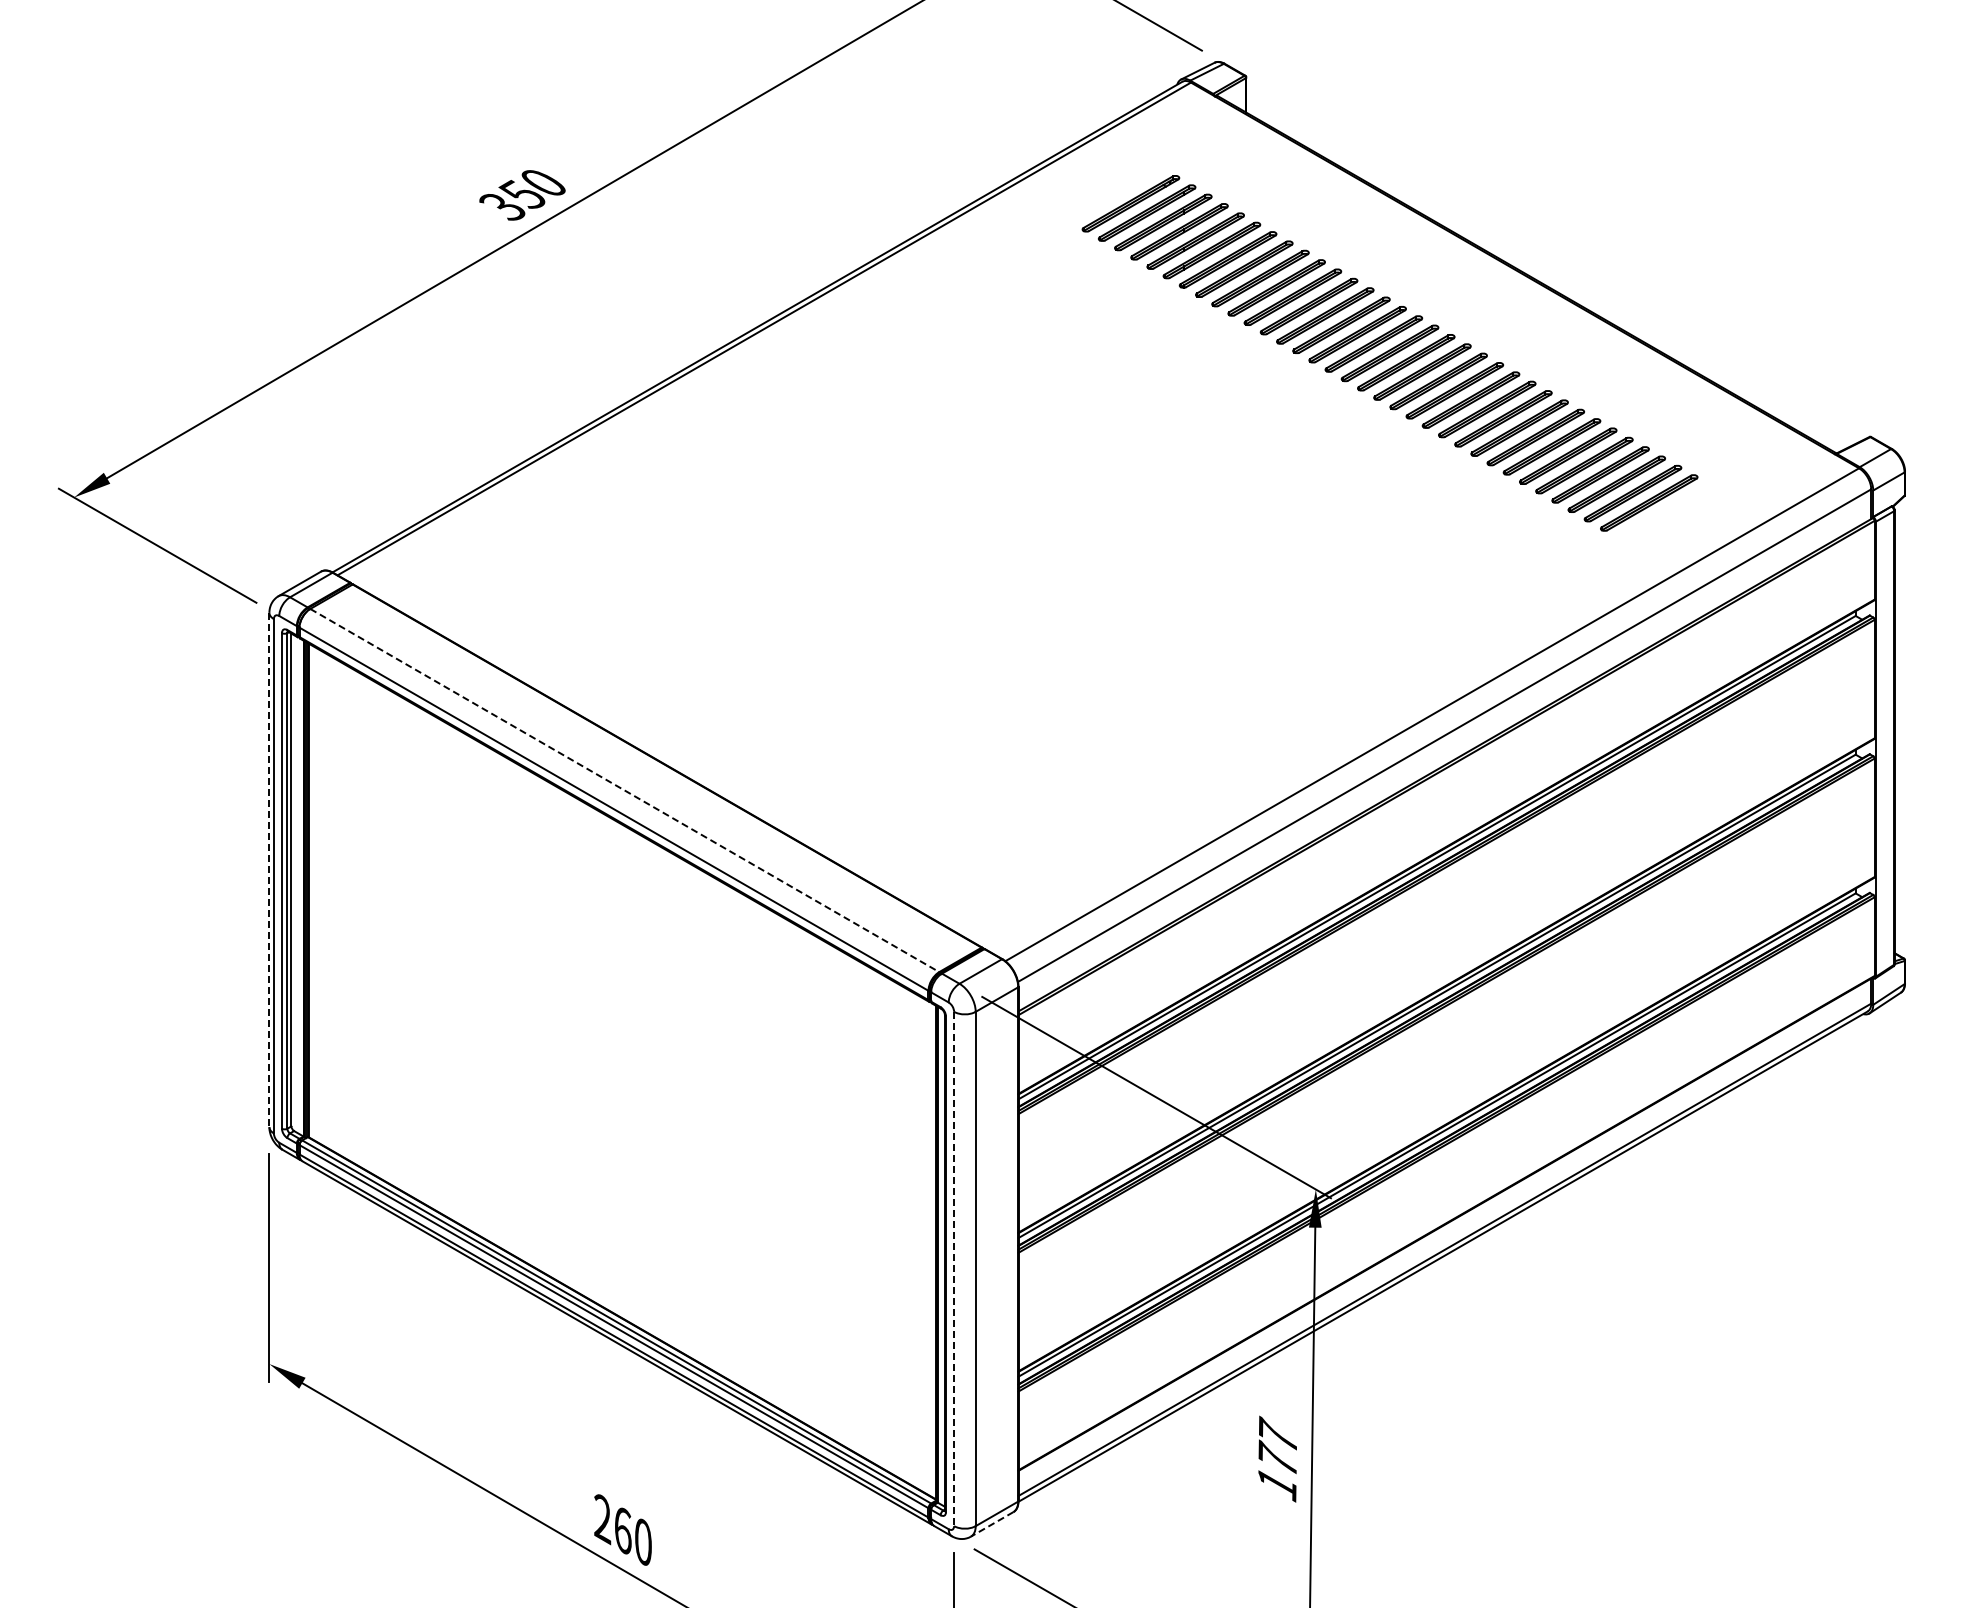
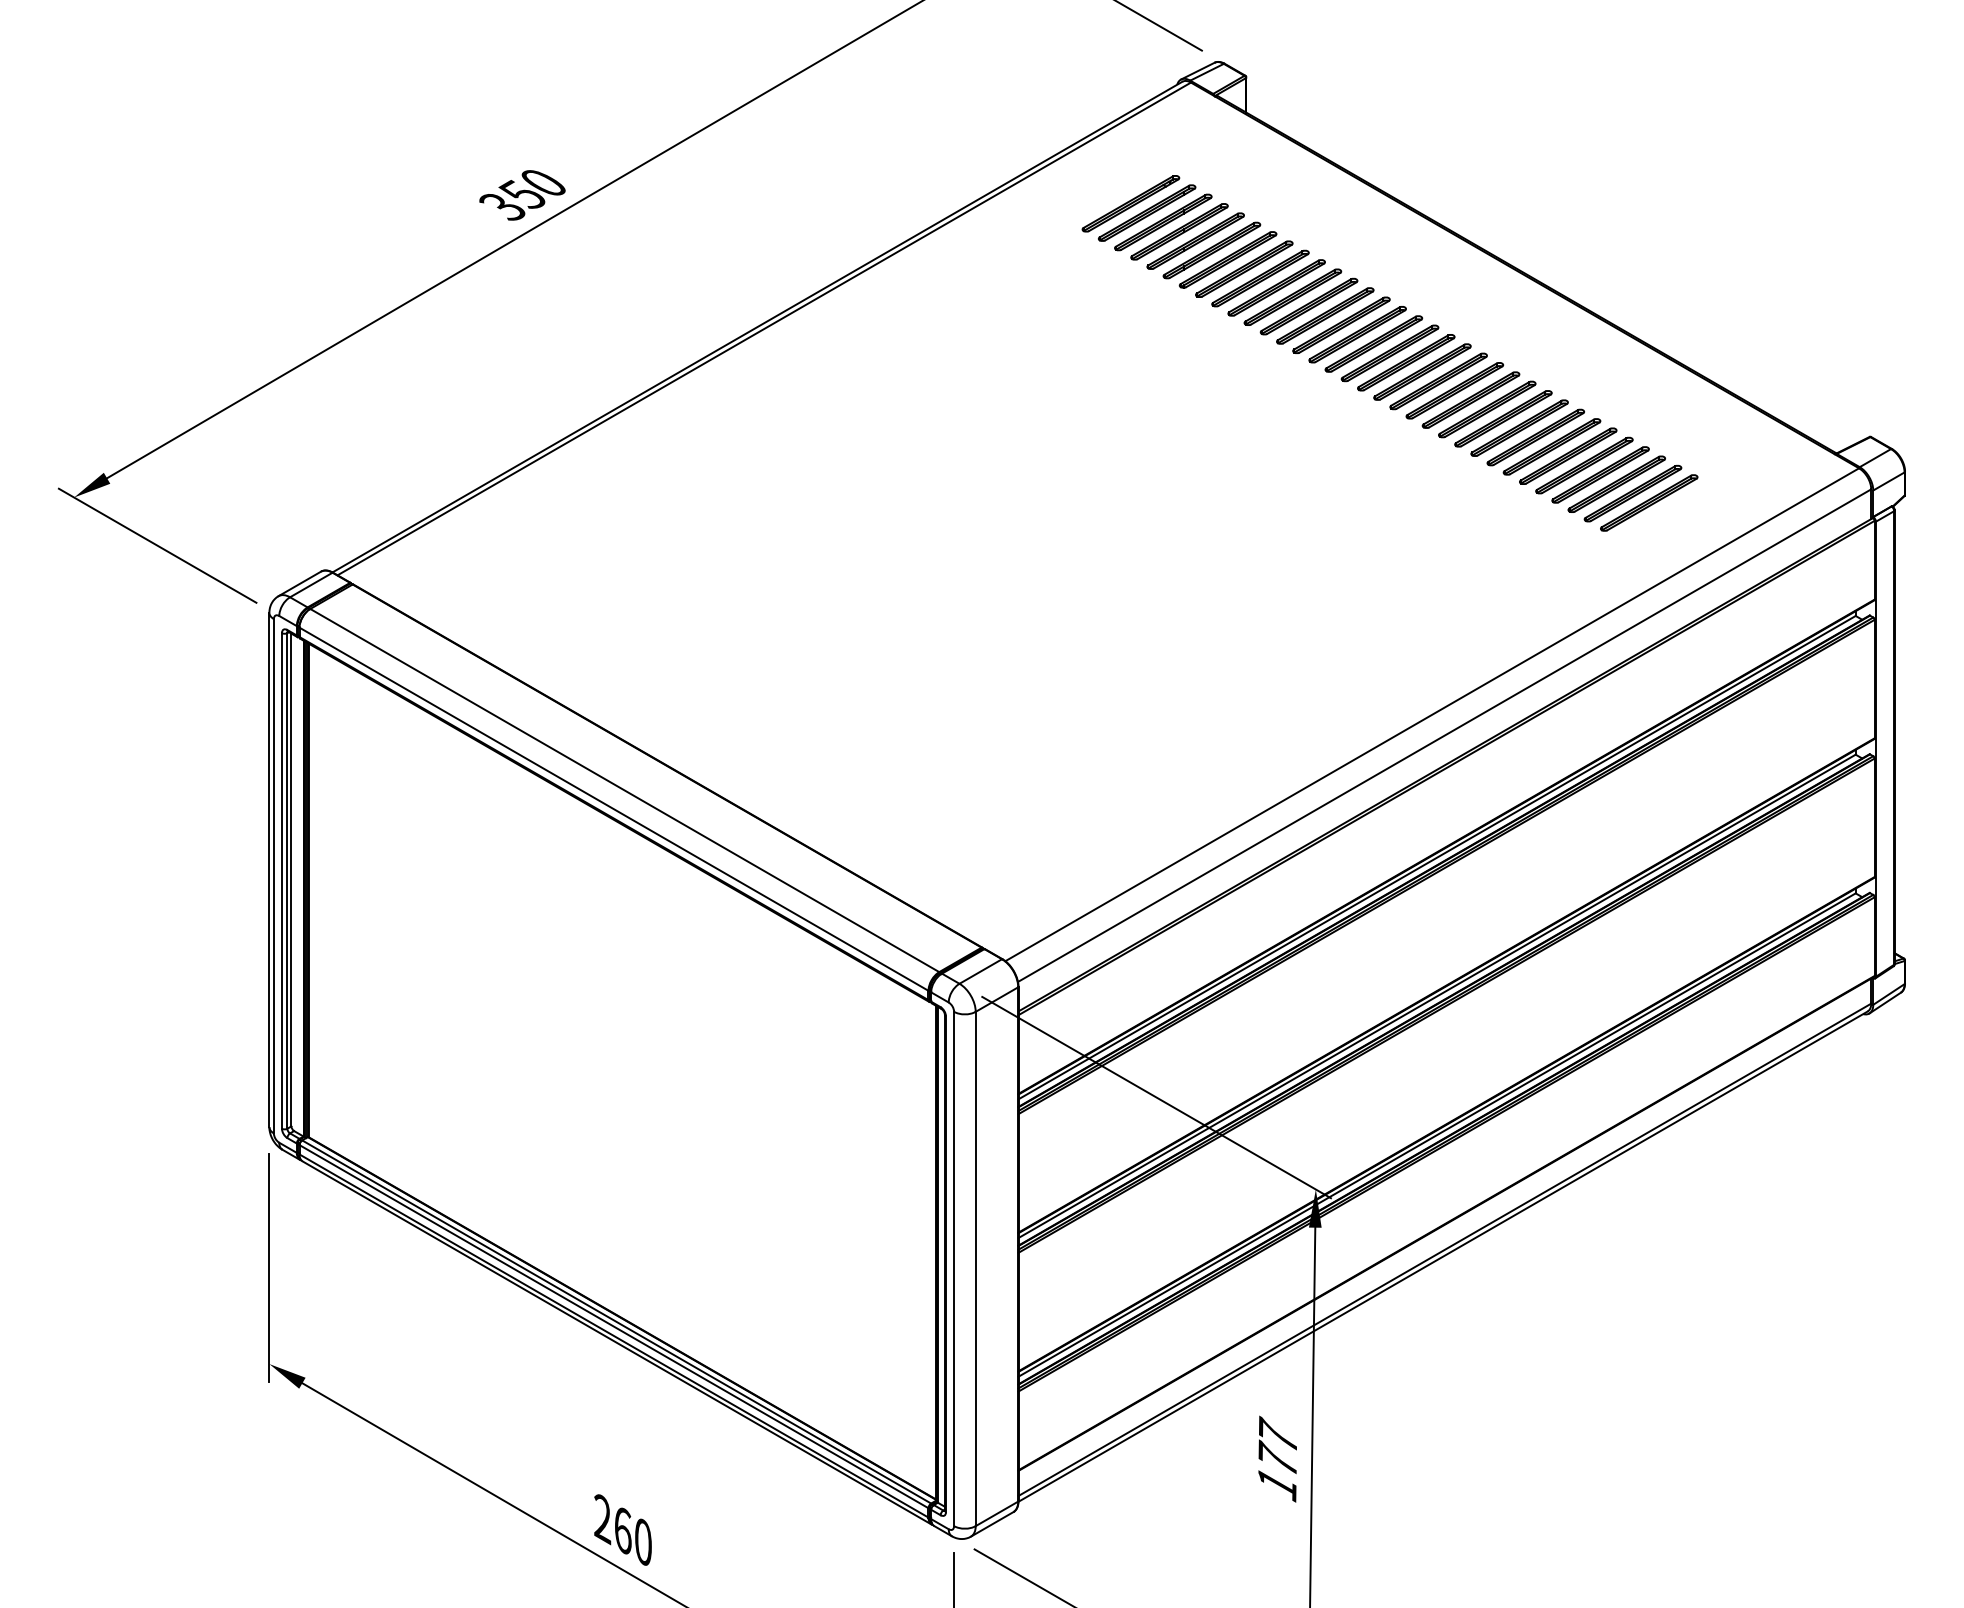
line: dashed -> solid (625, 790)
line: dashed -> solid (269, 870)
line: dashed -> solid (954, 1269)
line: dashed -> solid (992, 1524)
